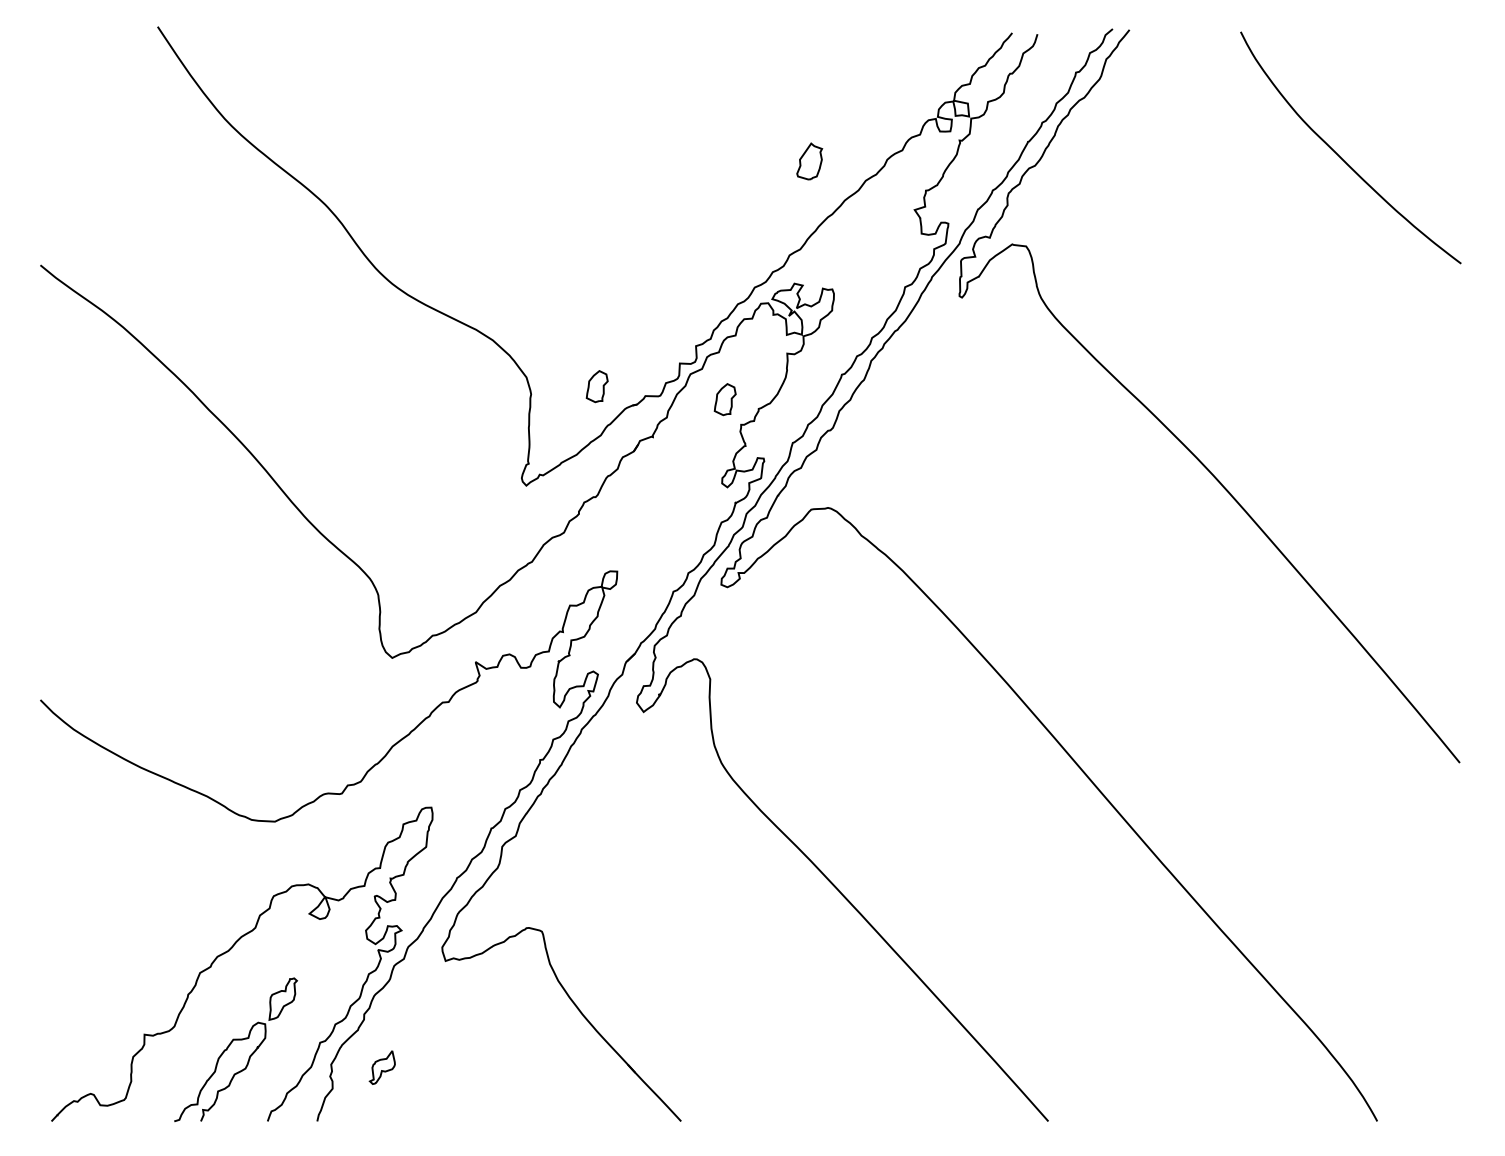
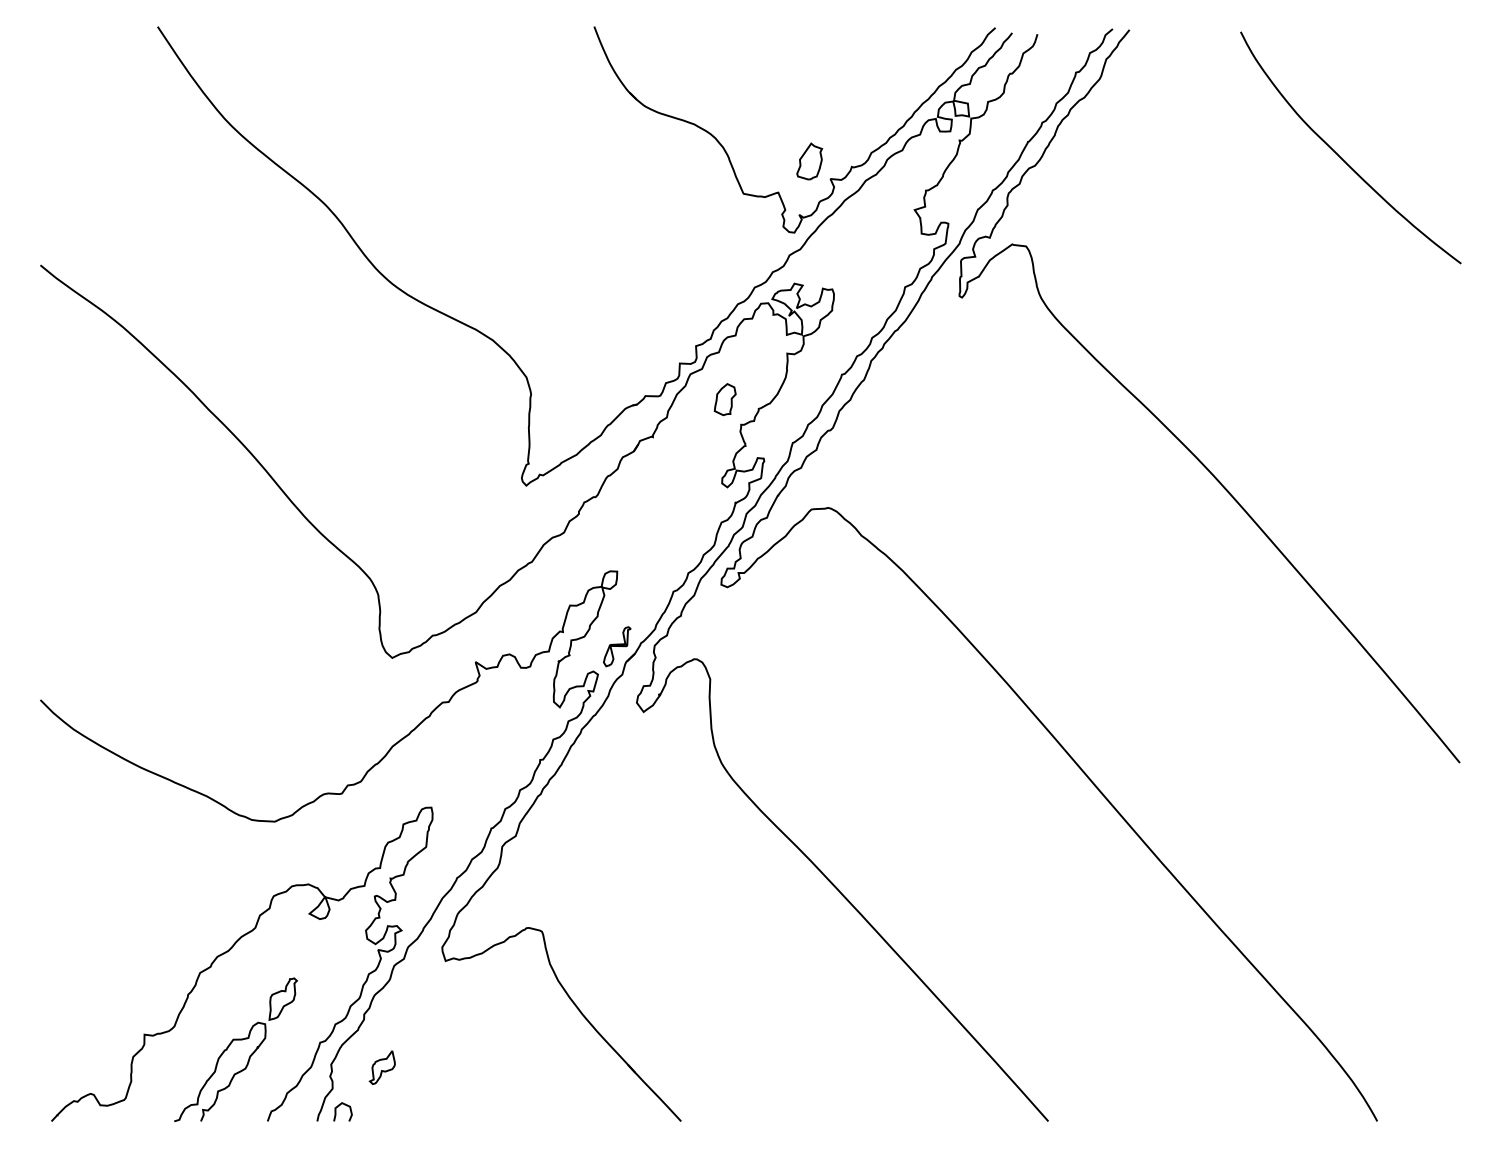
part: none -> present (830, 178)
part: present -> none (596, 386)
part: none -> present (617, 646)
curve: none -> present (338, 1107)
